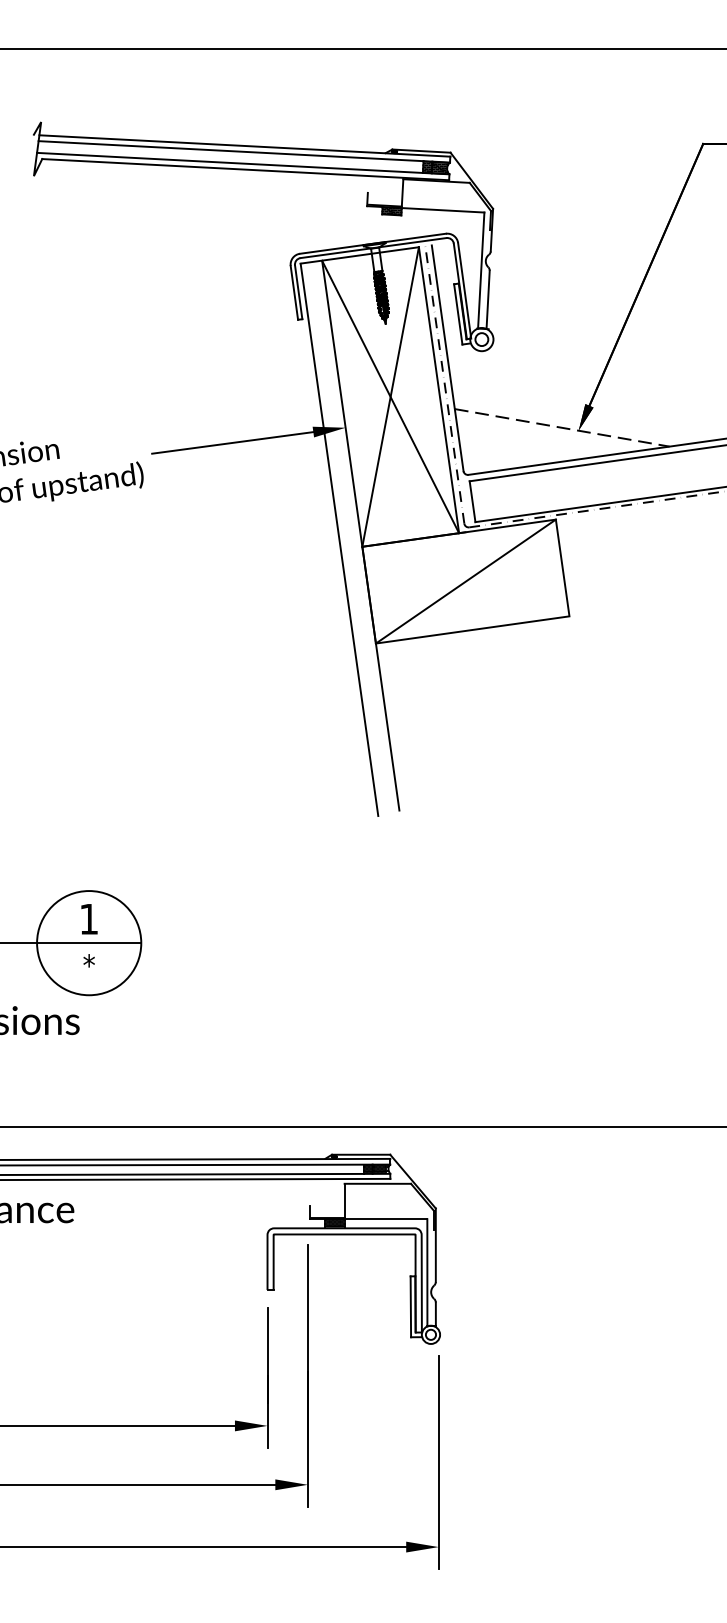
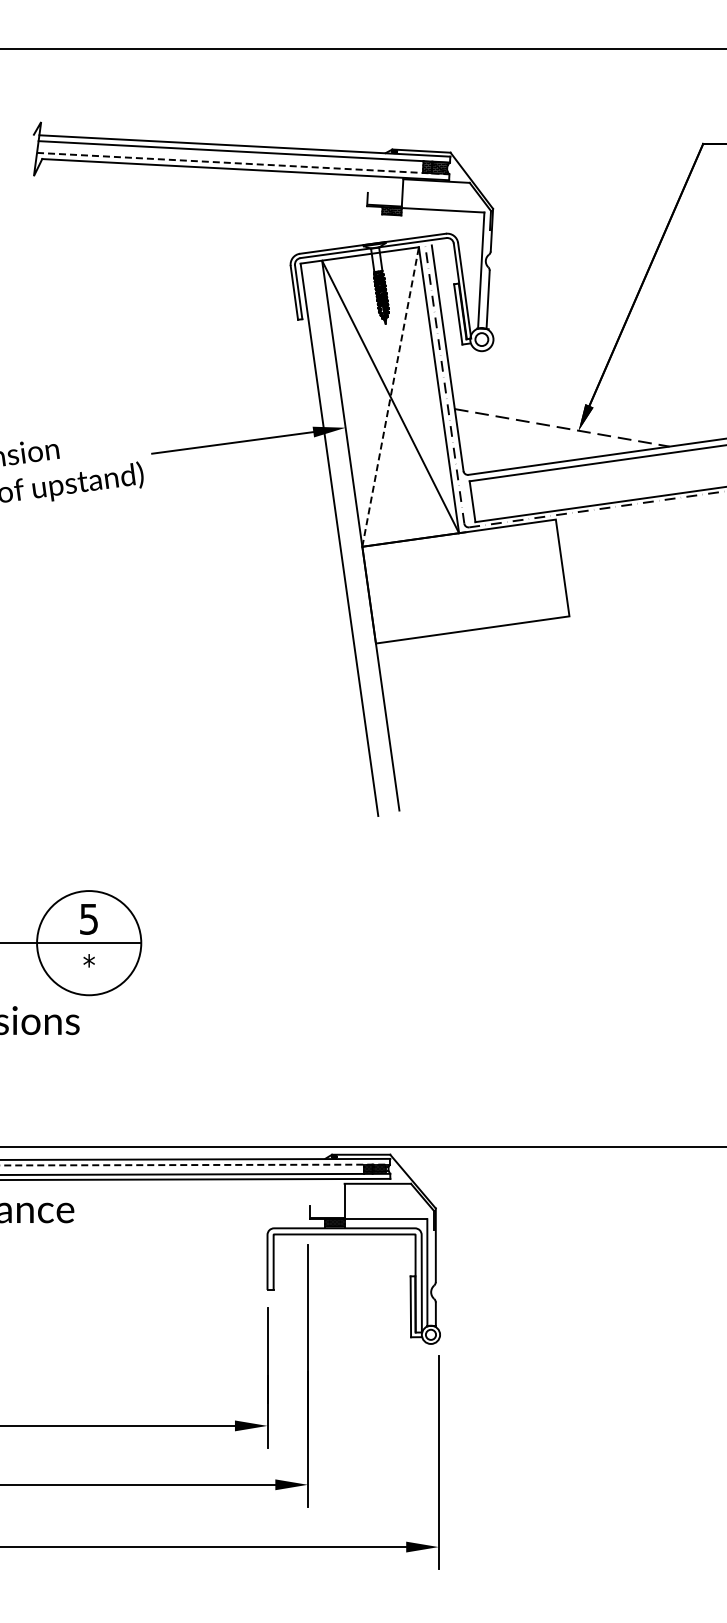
line: solid -> dashed (243, 163)
line: solid -> dashed (390, 396)
line: present -> none (465, 581)
text: 1 -> 5 (88, 919)
line position: (362, 1126) -> (362, 1146) (362, 1146)
line: solid -> dashed (195, 1165)
